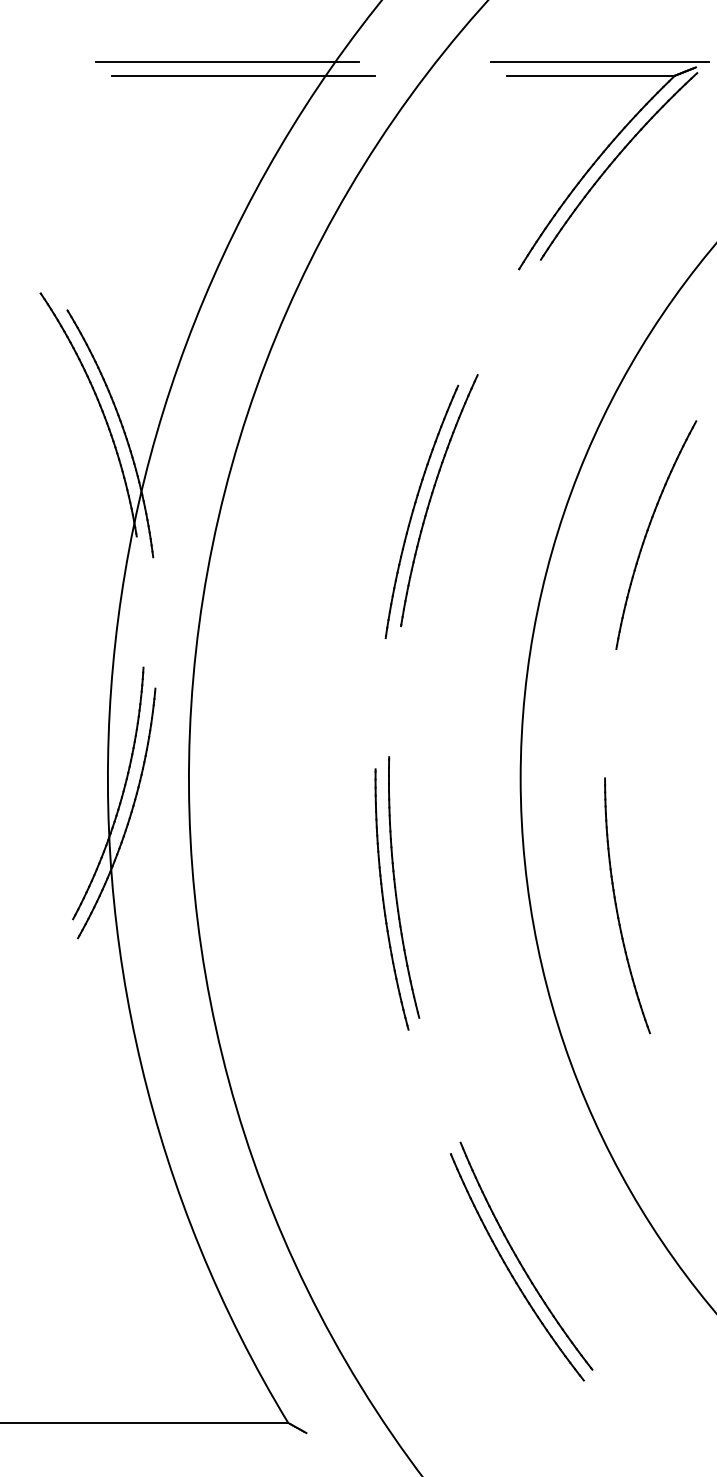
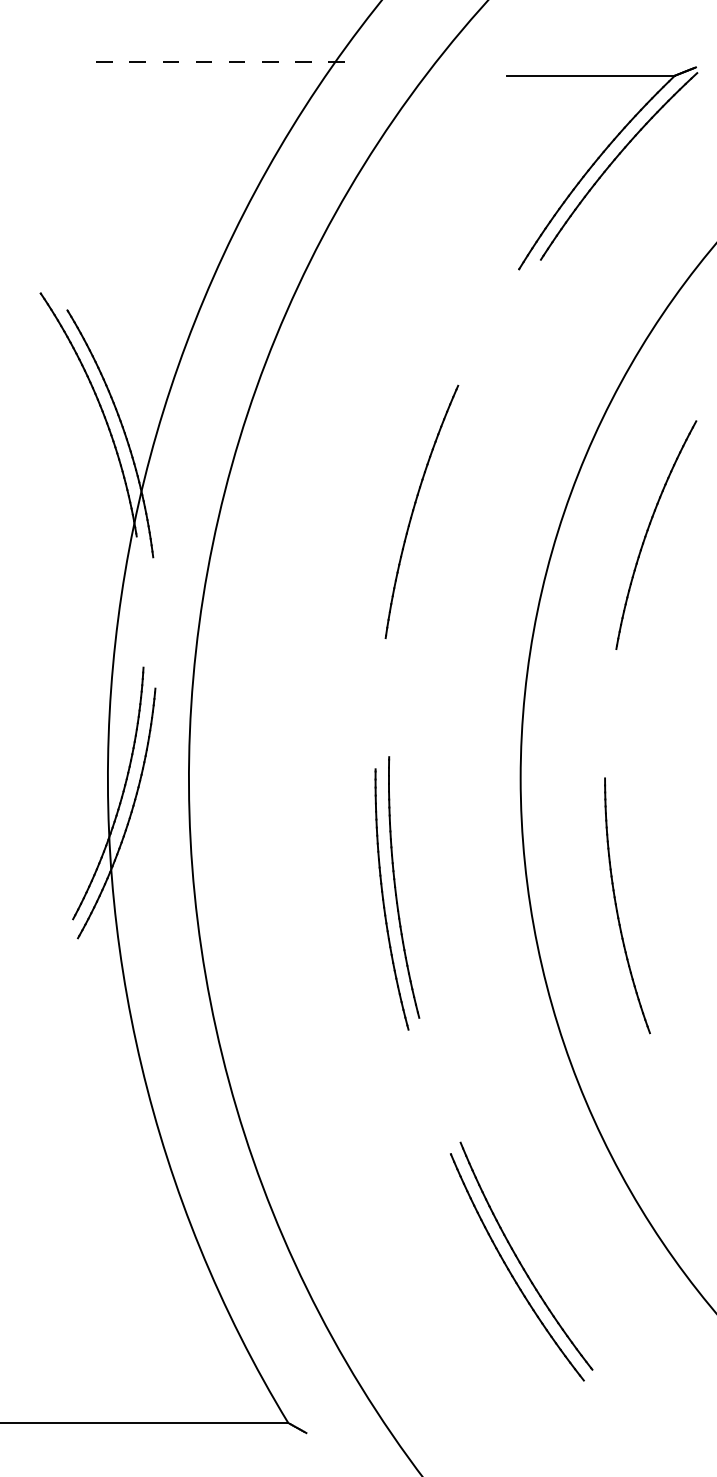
line: solid -> dashed (227, 62)
line: present -> none (600, 62)
line: present -> none (242, 75)
part: present -> none (432, 496)
